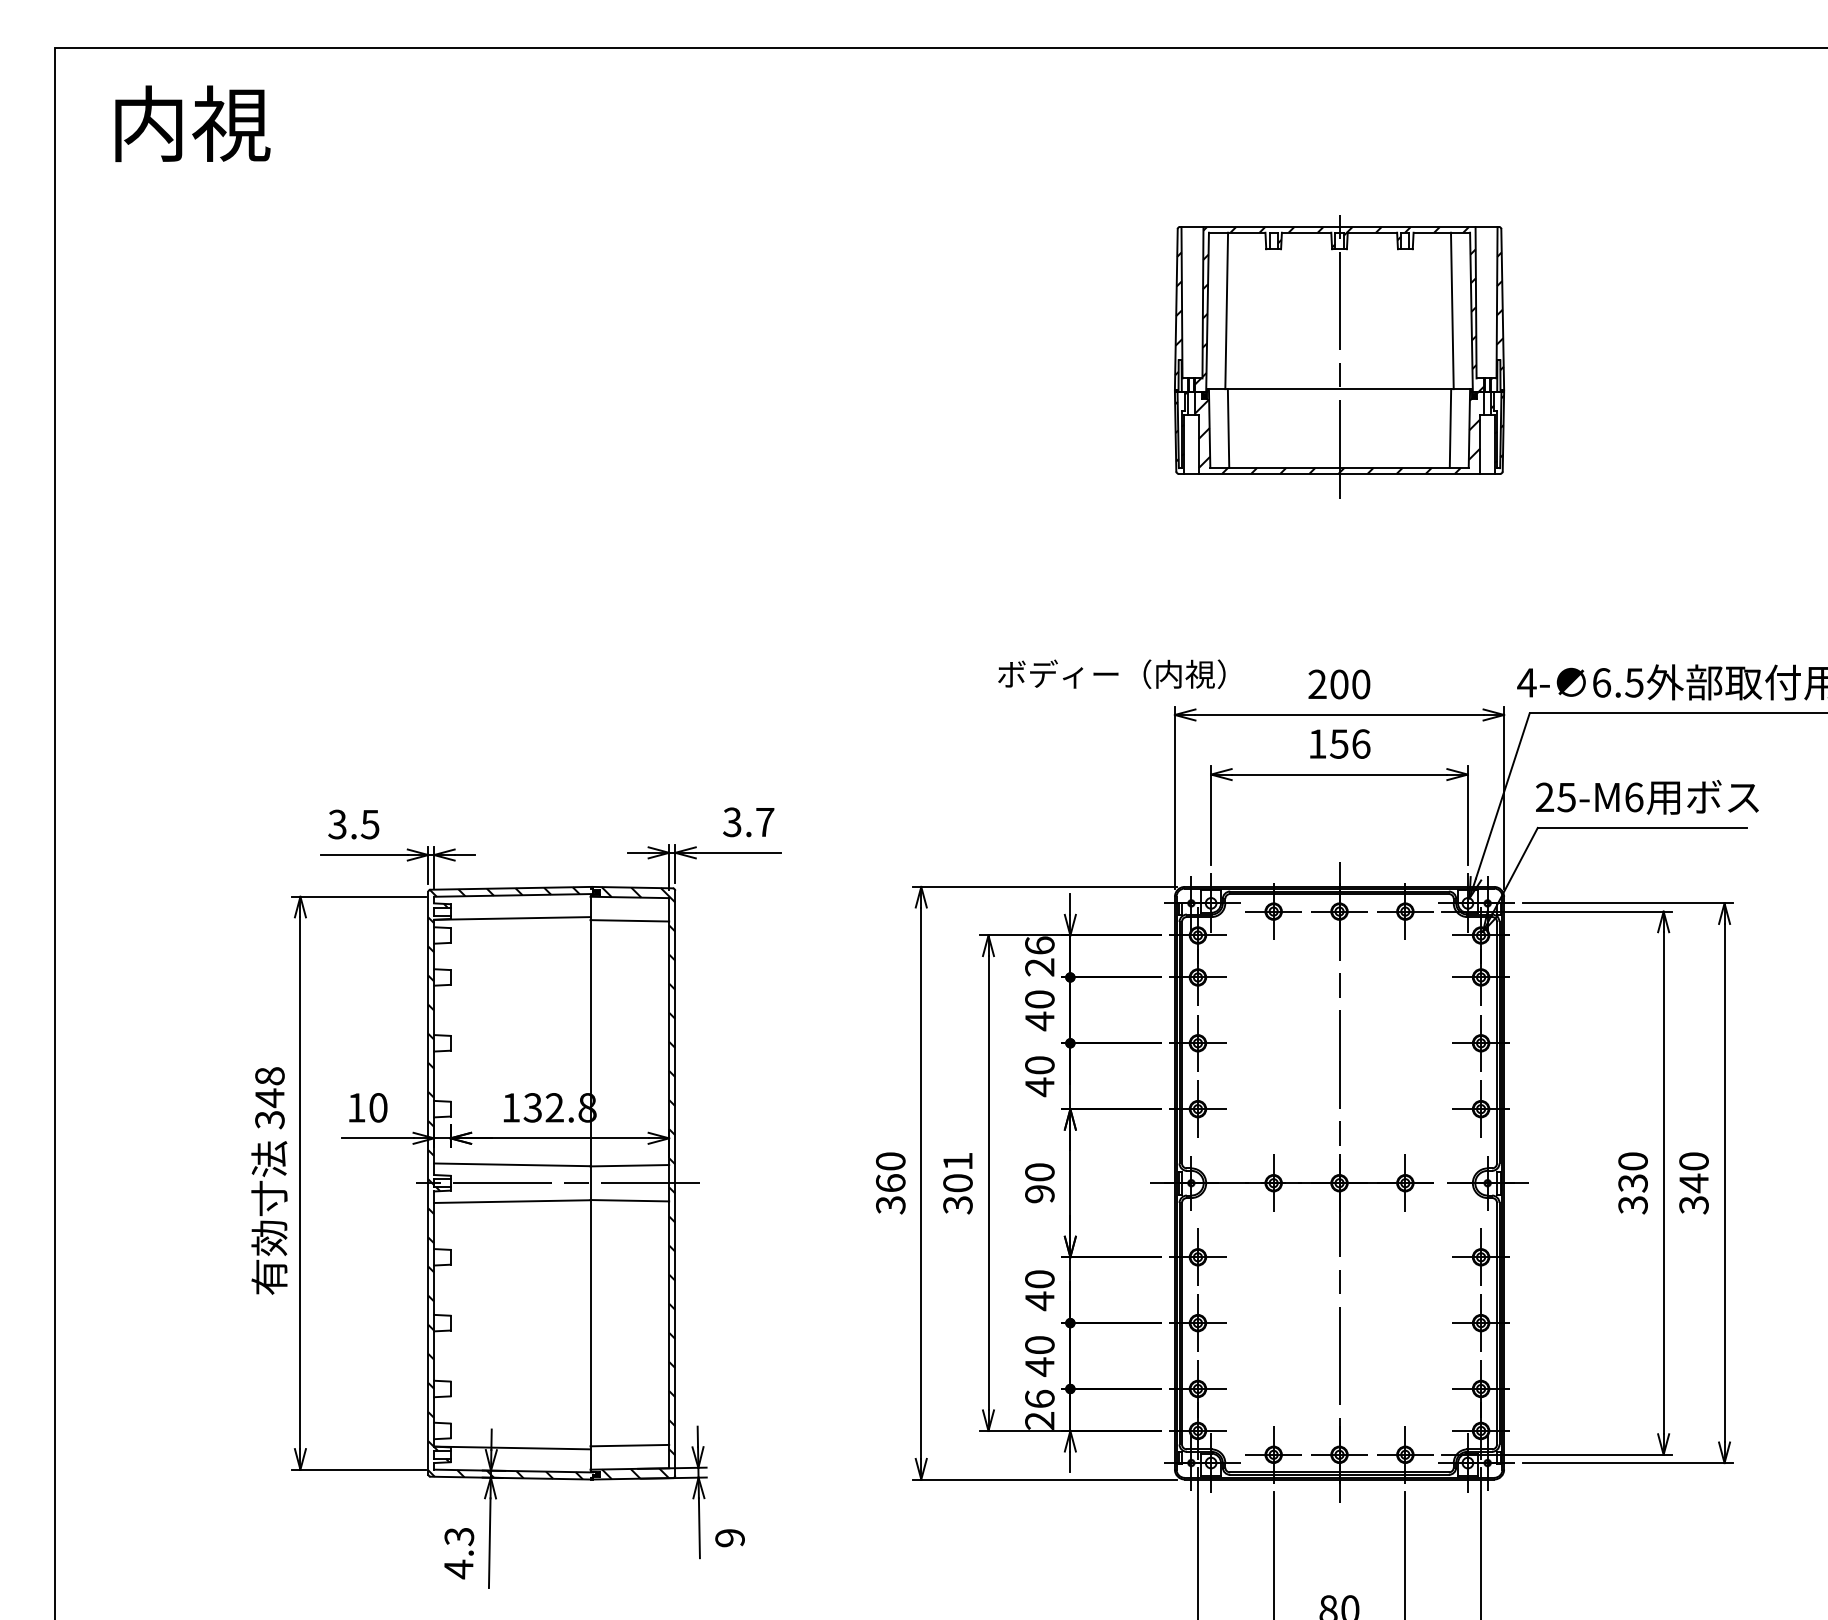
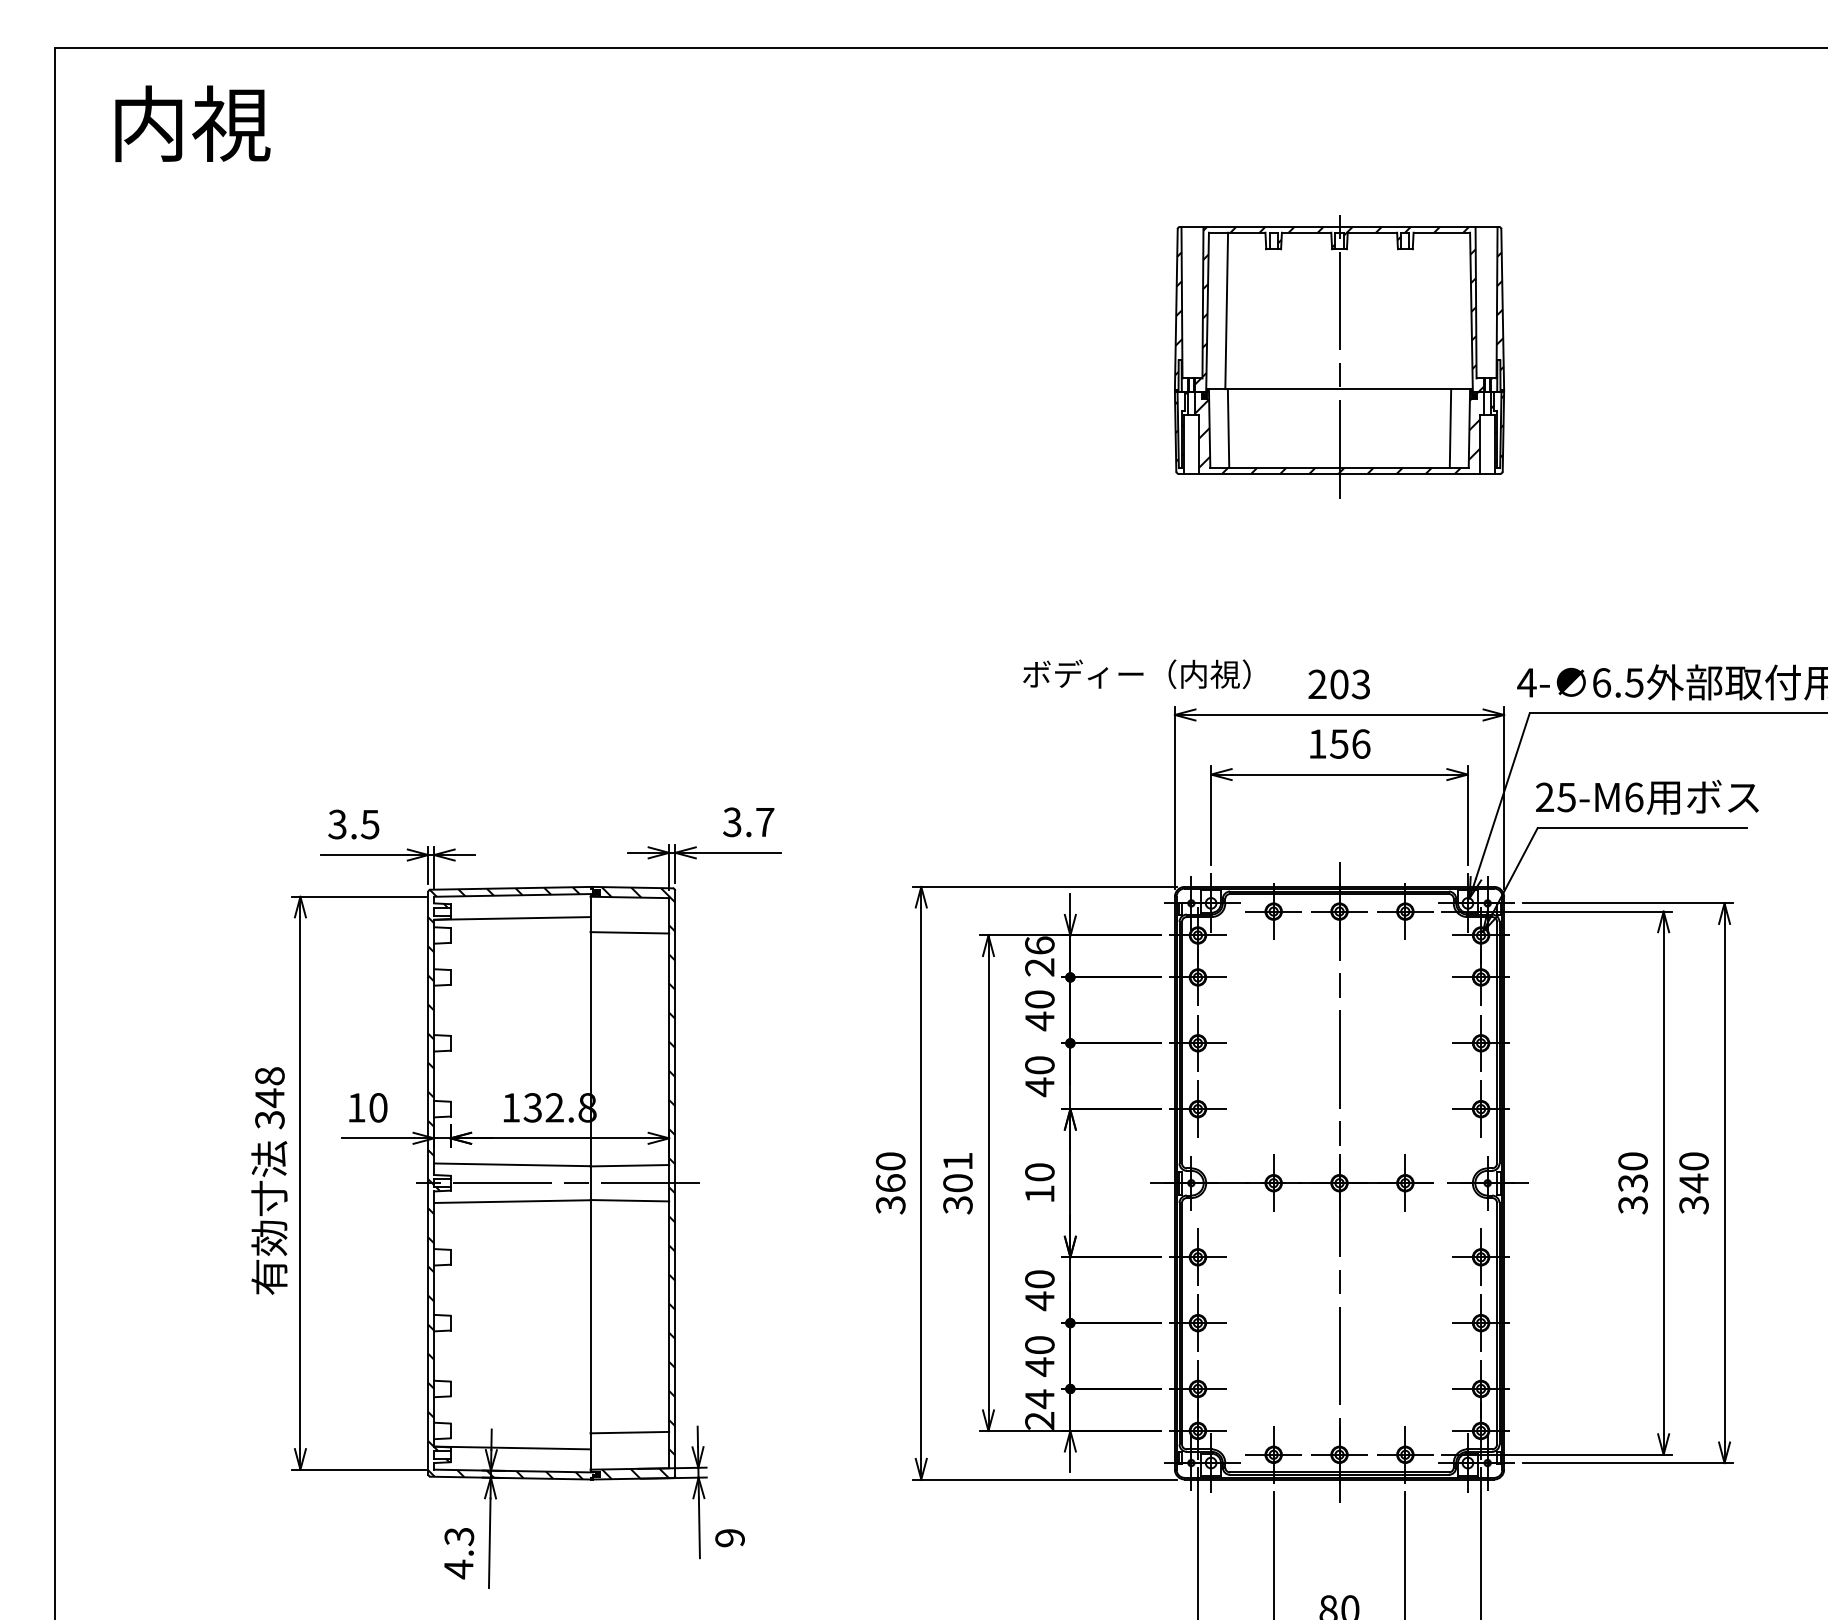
line: present -> none (1451, 310)
text position: (1111, 673) -> (1136, 673) (1136, 673)
text: 200 -> 203 (1360, 684)
line position: (629, 920) -> (629, 932) (629, 932)
text: 90 -> 10 (1039, 1194)
text: 26 -> 24 (1039, 1399)
line position: (629, 1445) -> (629, 1432) (629, 1432)
